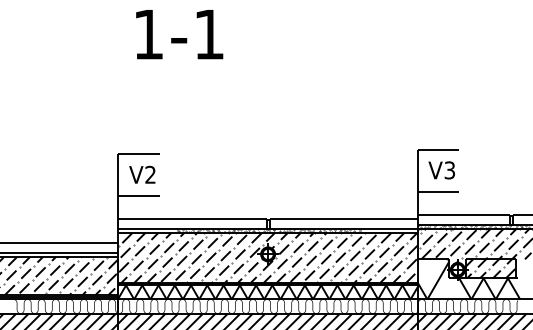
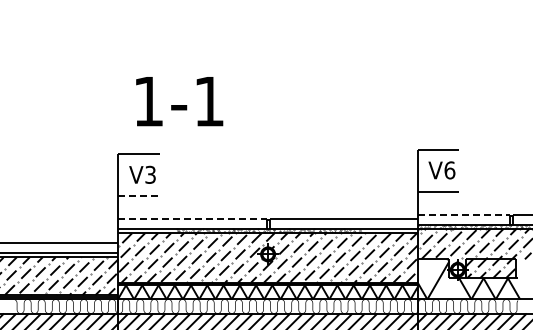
text position: (179, 34) -> (179, 101) (179, 101)
text: V3 -> V6 (449, 170)
text: V2 -> V3 (150, 174)
line: solid -> dashed (139, 196)
line: solid -> dashed (464, 214)
line: solid -> dashed (193, 219)
